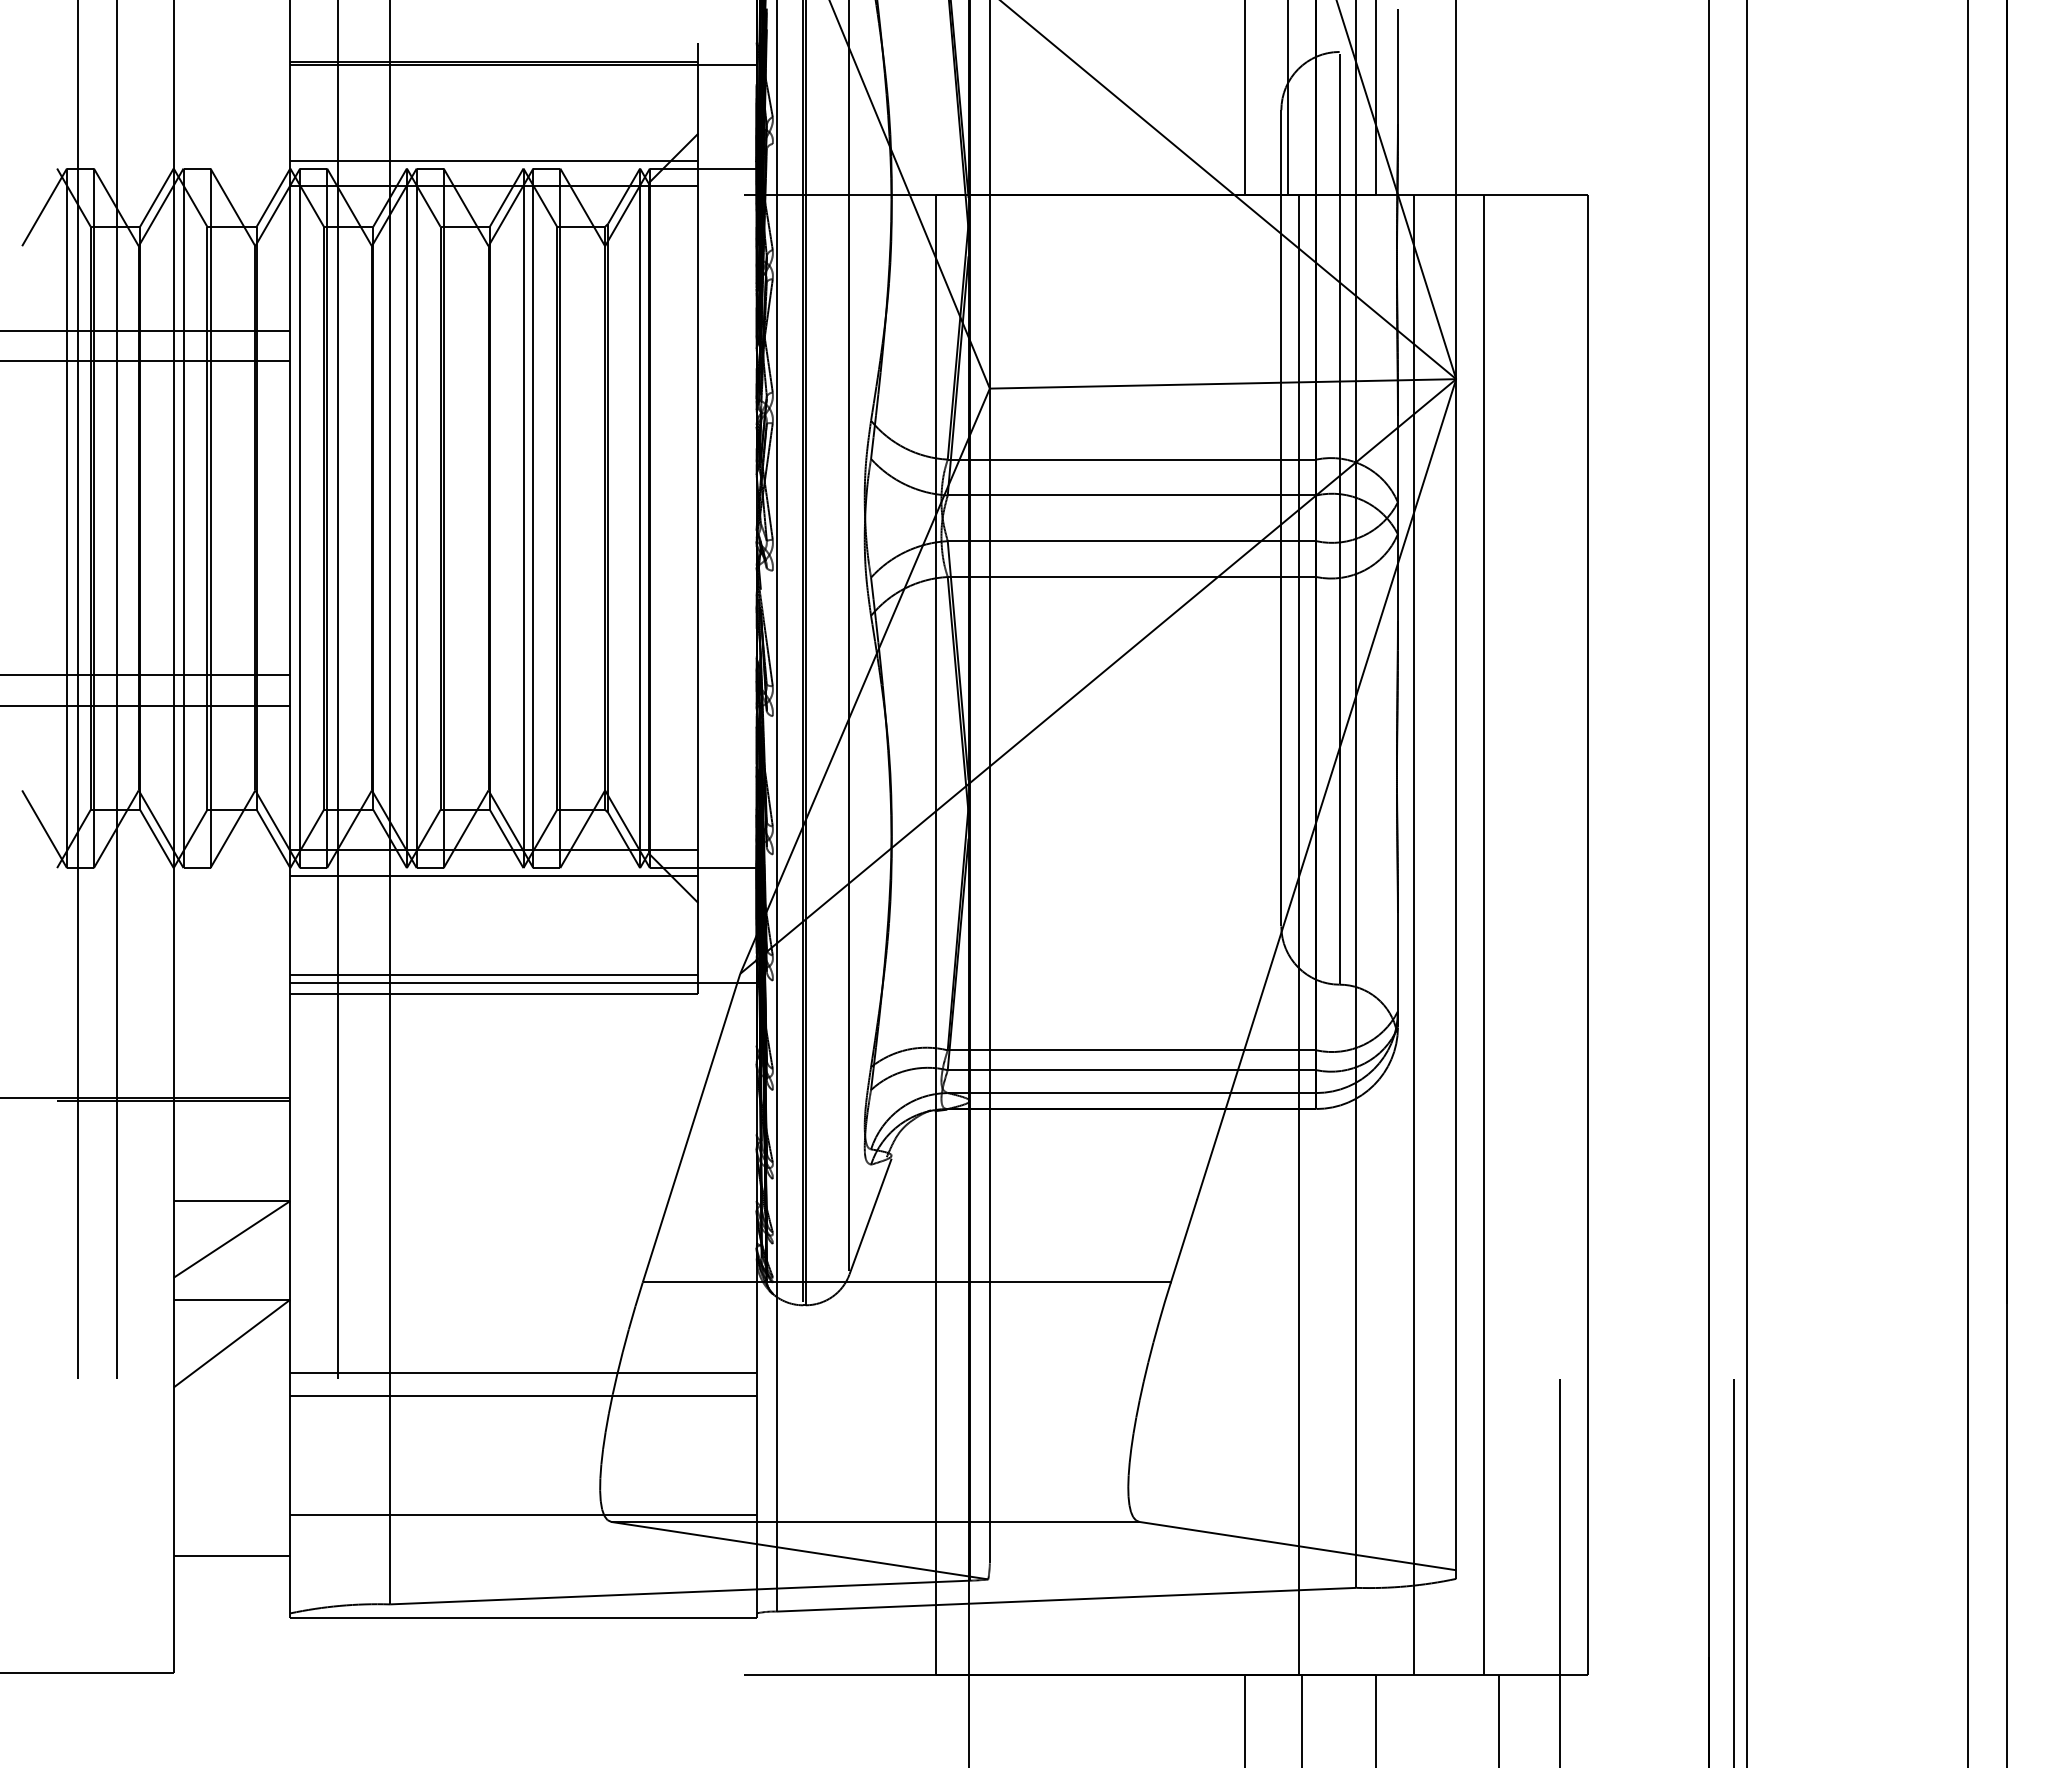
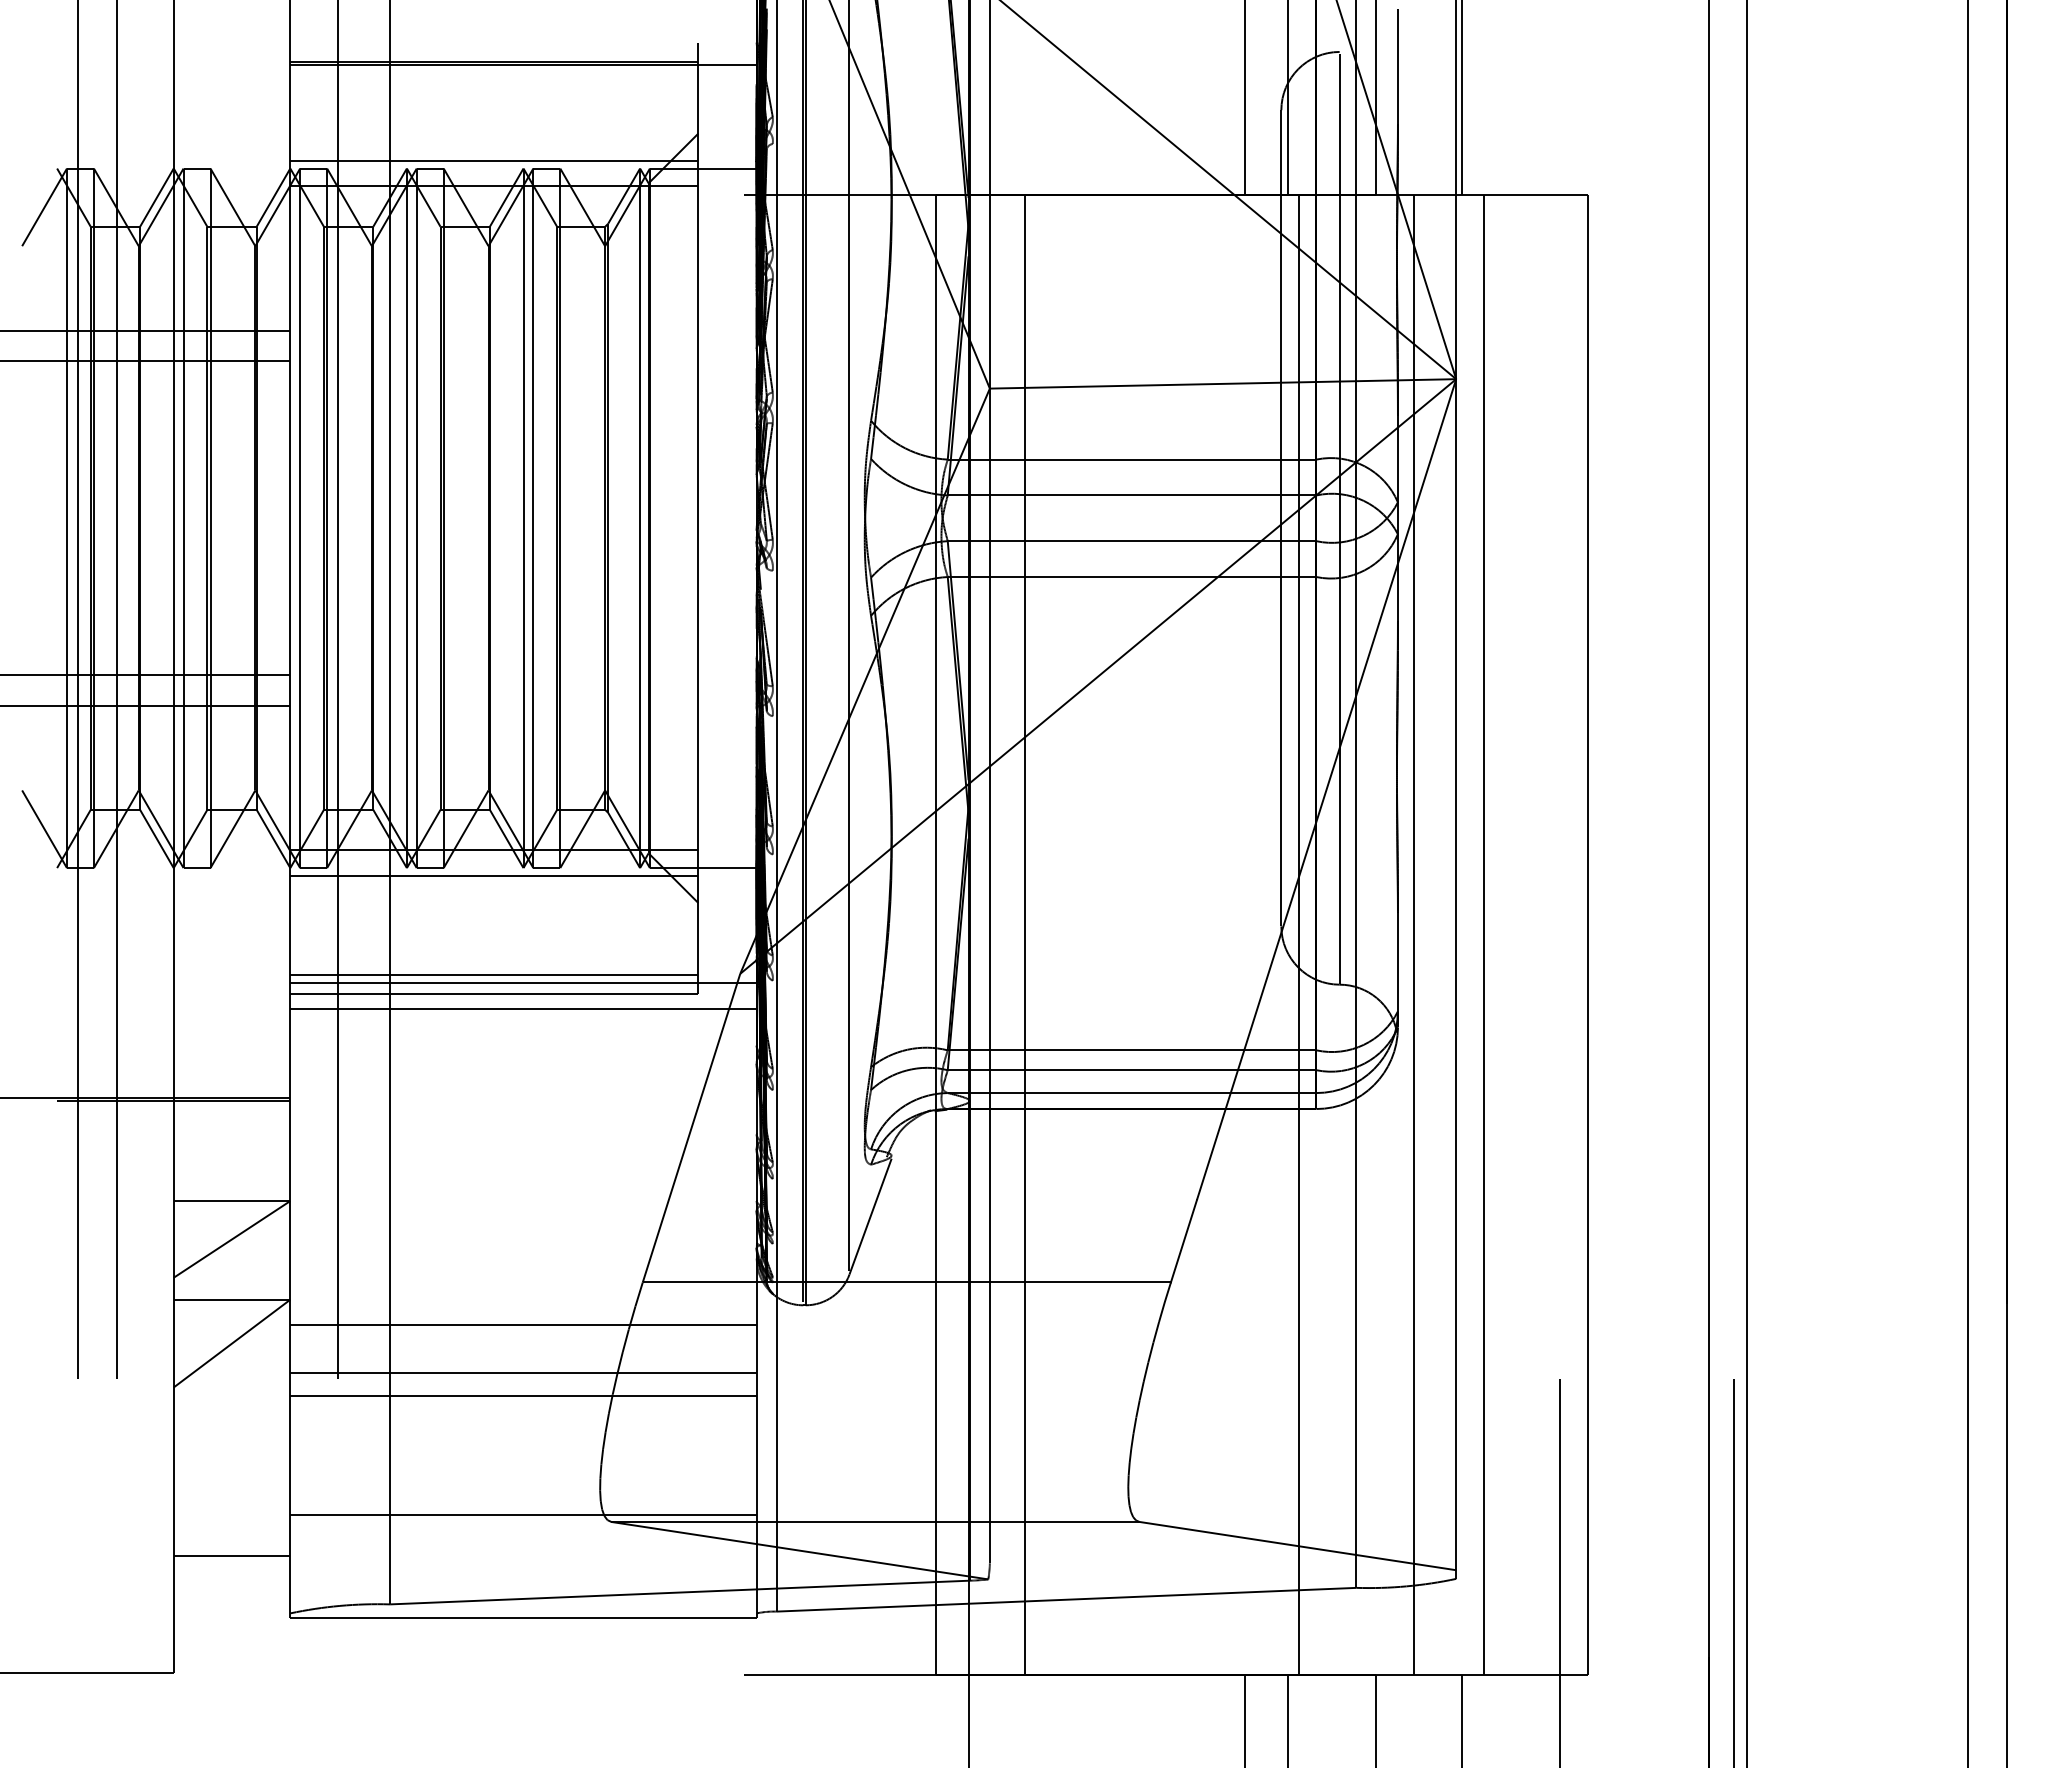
line: none -> present (1461, 98)
line: none -> present (1024, 934)
line: none -> present (523, 1009)
line: none -> present (523, 1325)
line position: (1301, 1719) -> (1287, 1719) (1287, 1719)
line position: (1498, 1719) -> (1461, 1719) (1461, 1719)
